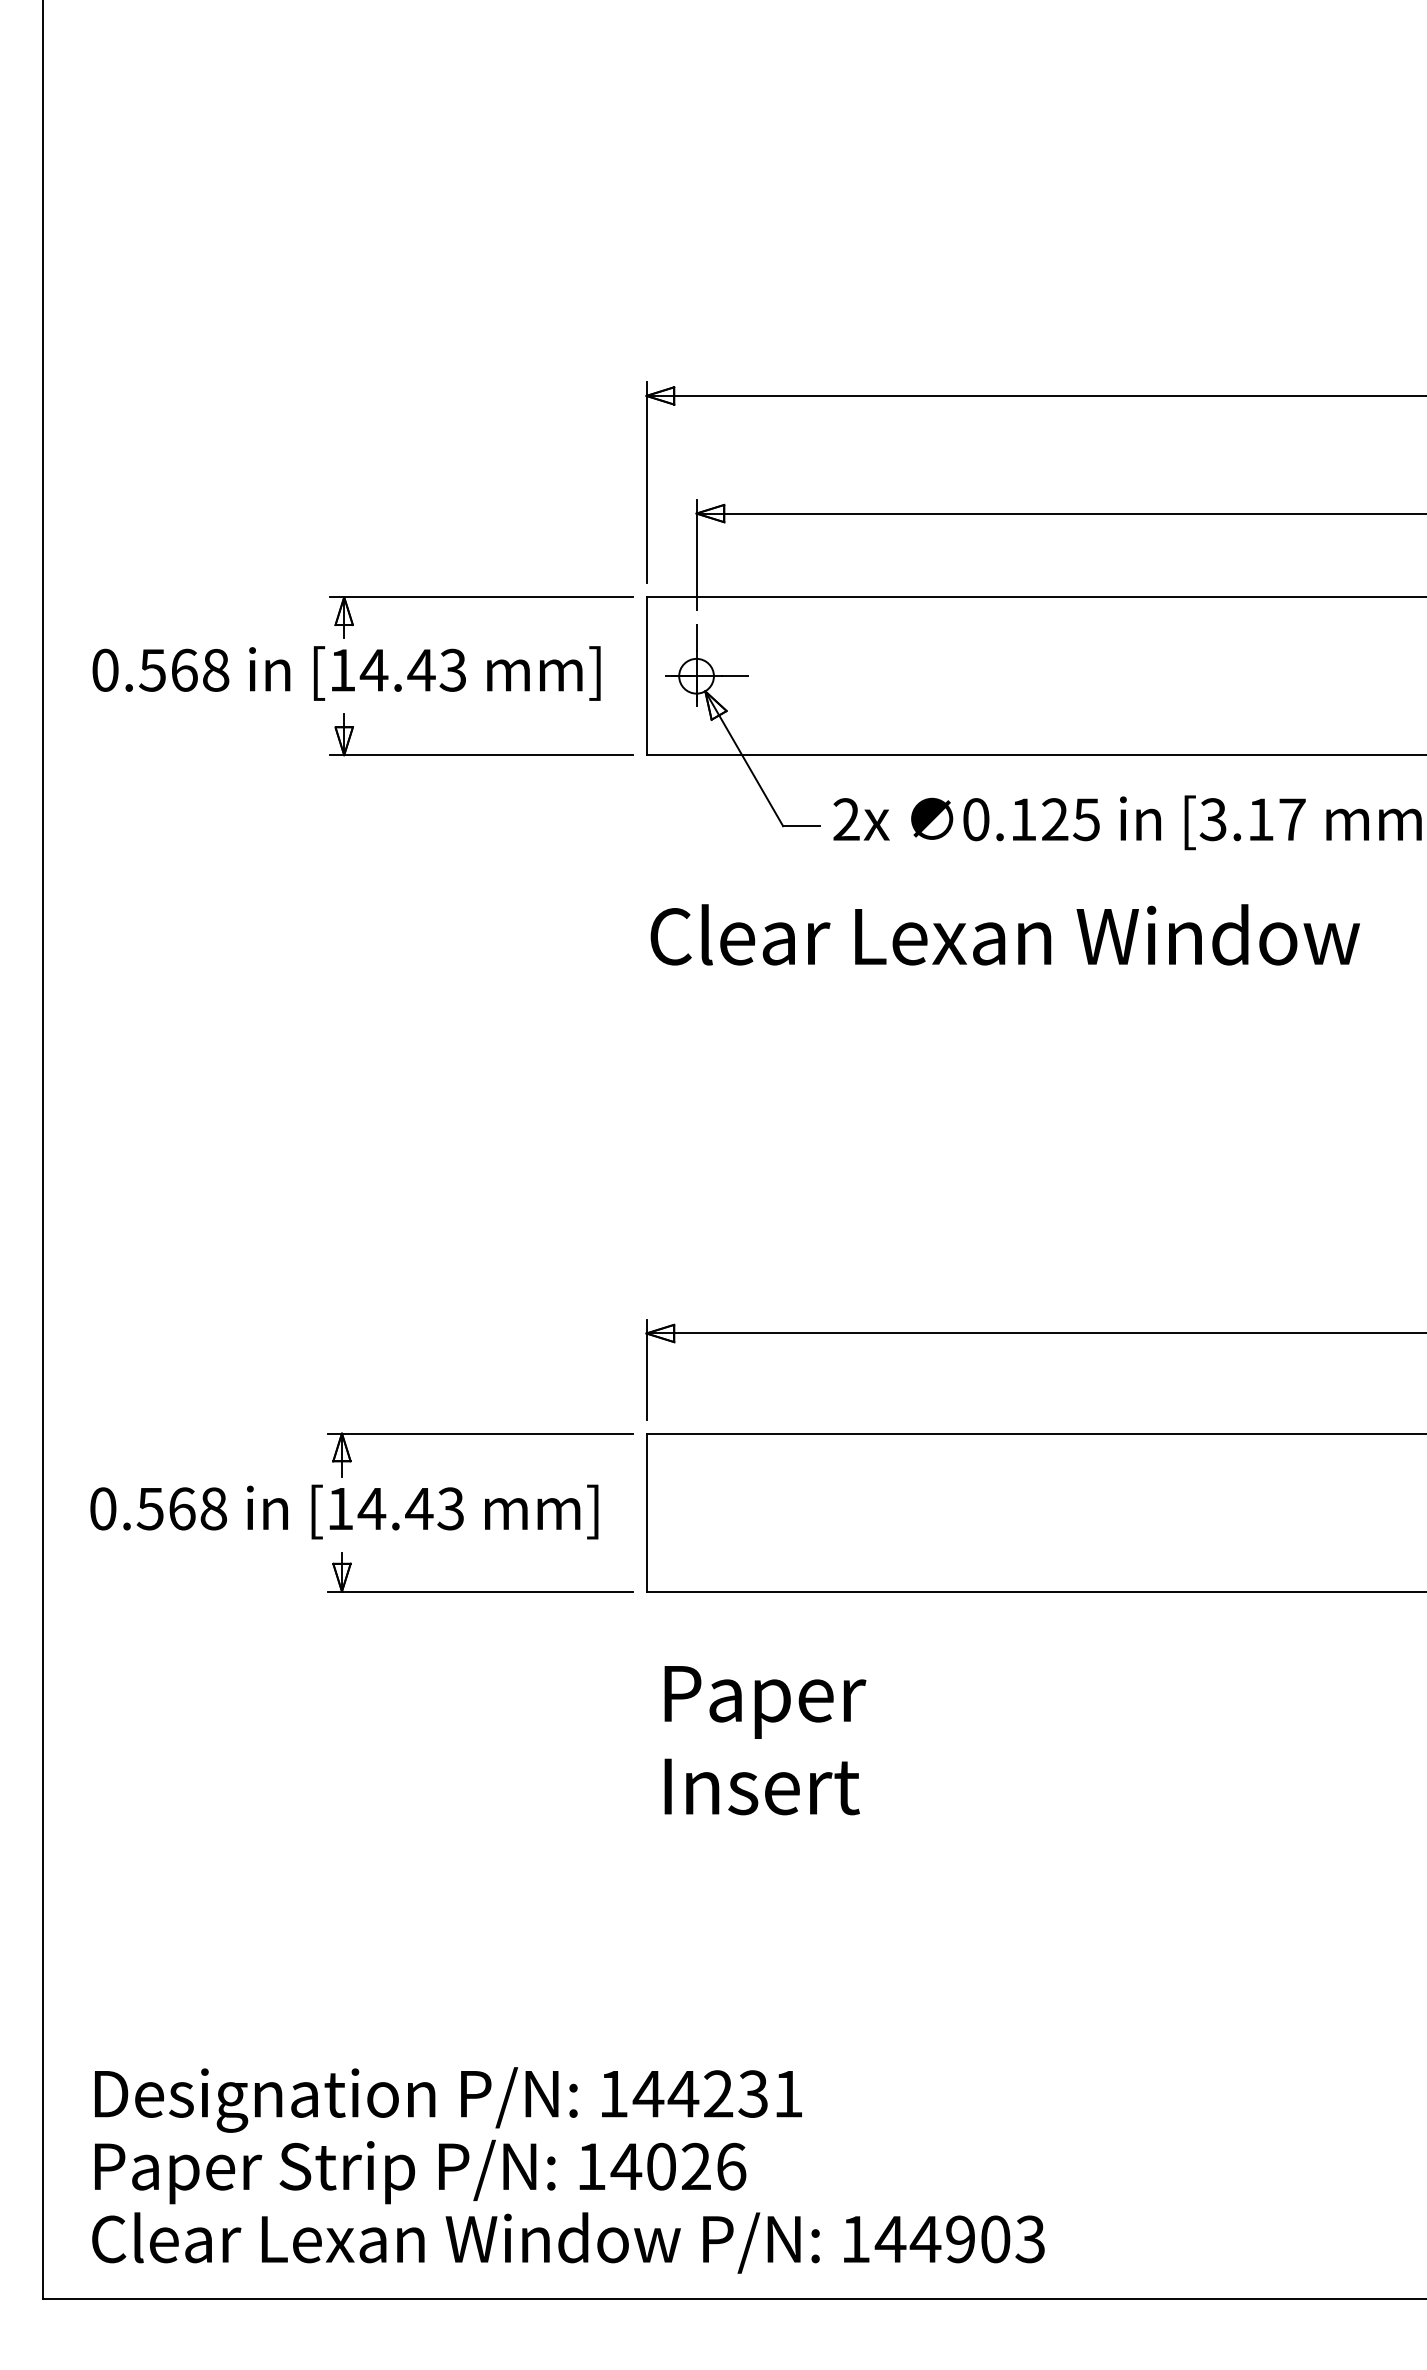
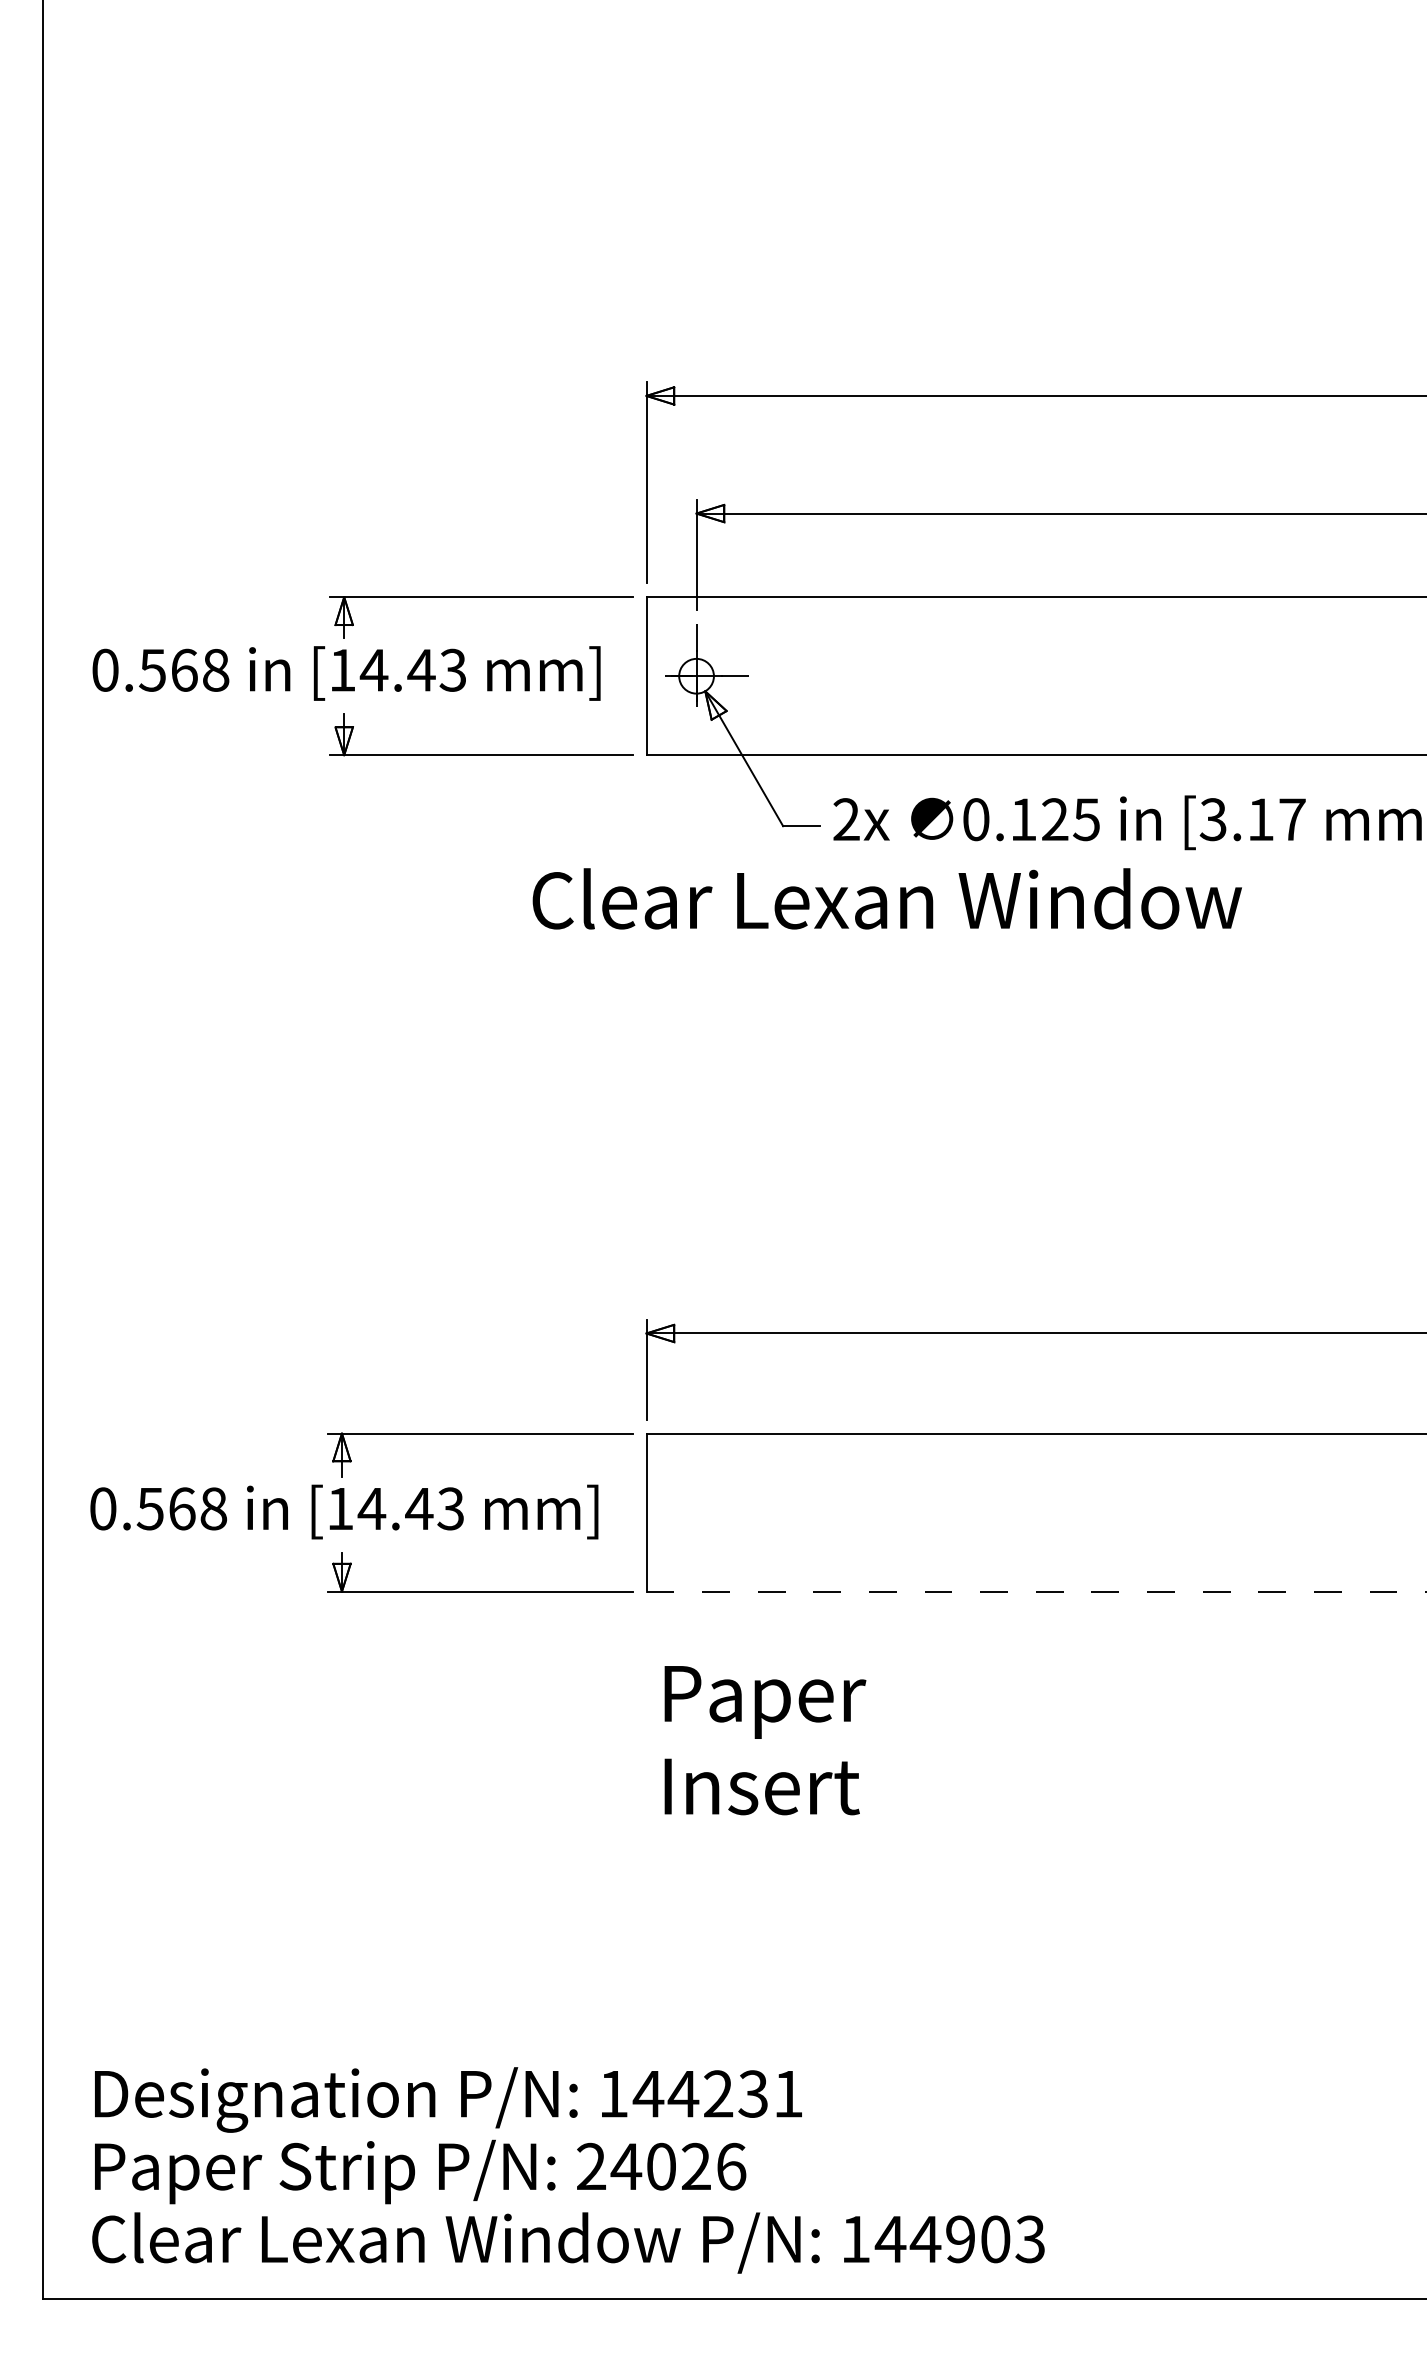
text position: (1004, 934) -> (886, 898) (886, 898)
line: solid -> dashed (1036, 1591)
text: 14026 -> 24026 (591, 2165)
